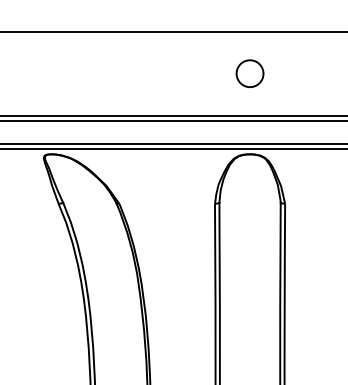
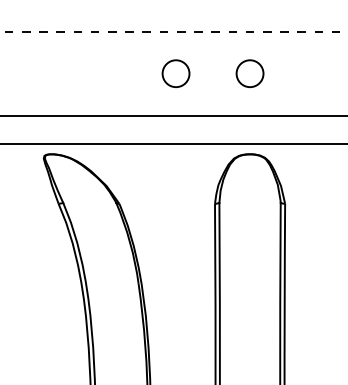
line: solid -> dashed (173, 31)
circle: none -> present (175, 73)
line: present -> none (173, 120)
line: present -> none (173, 148)
